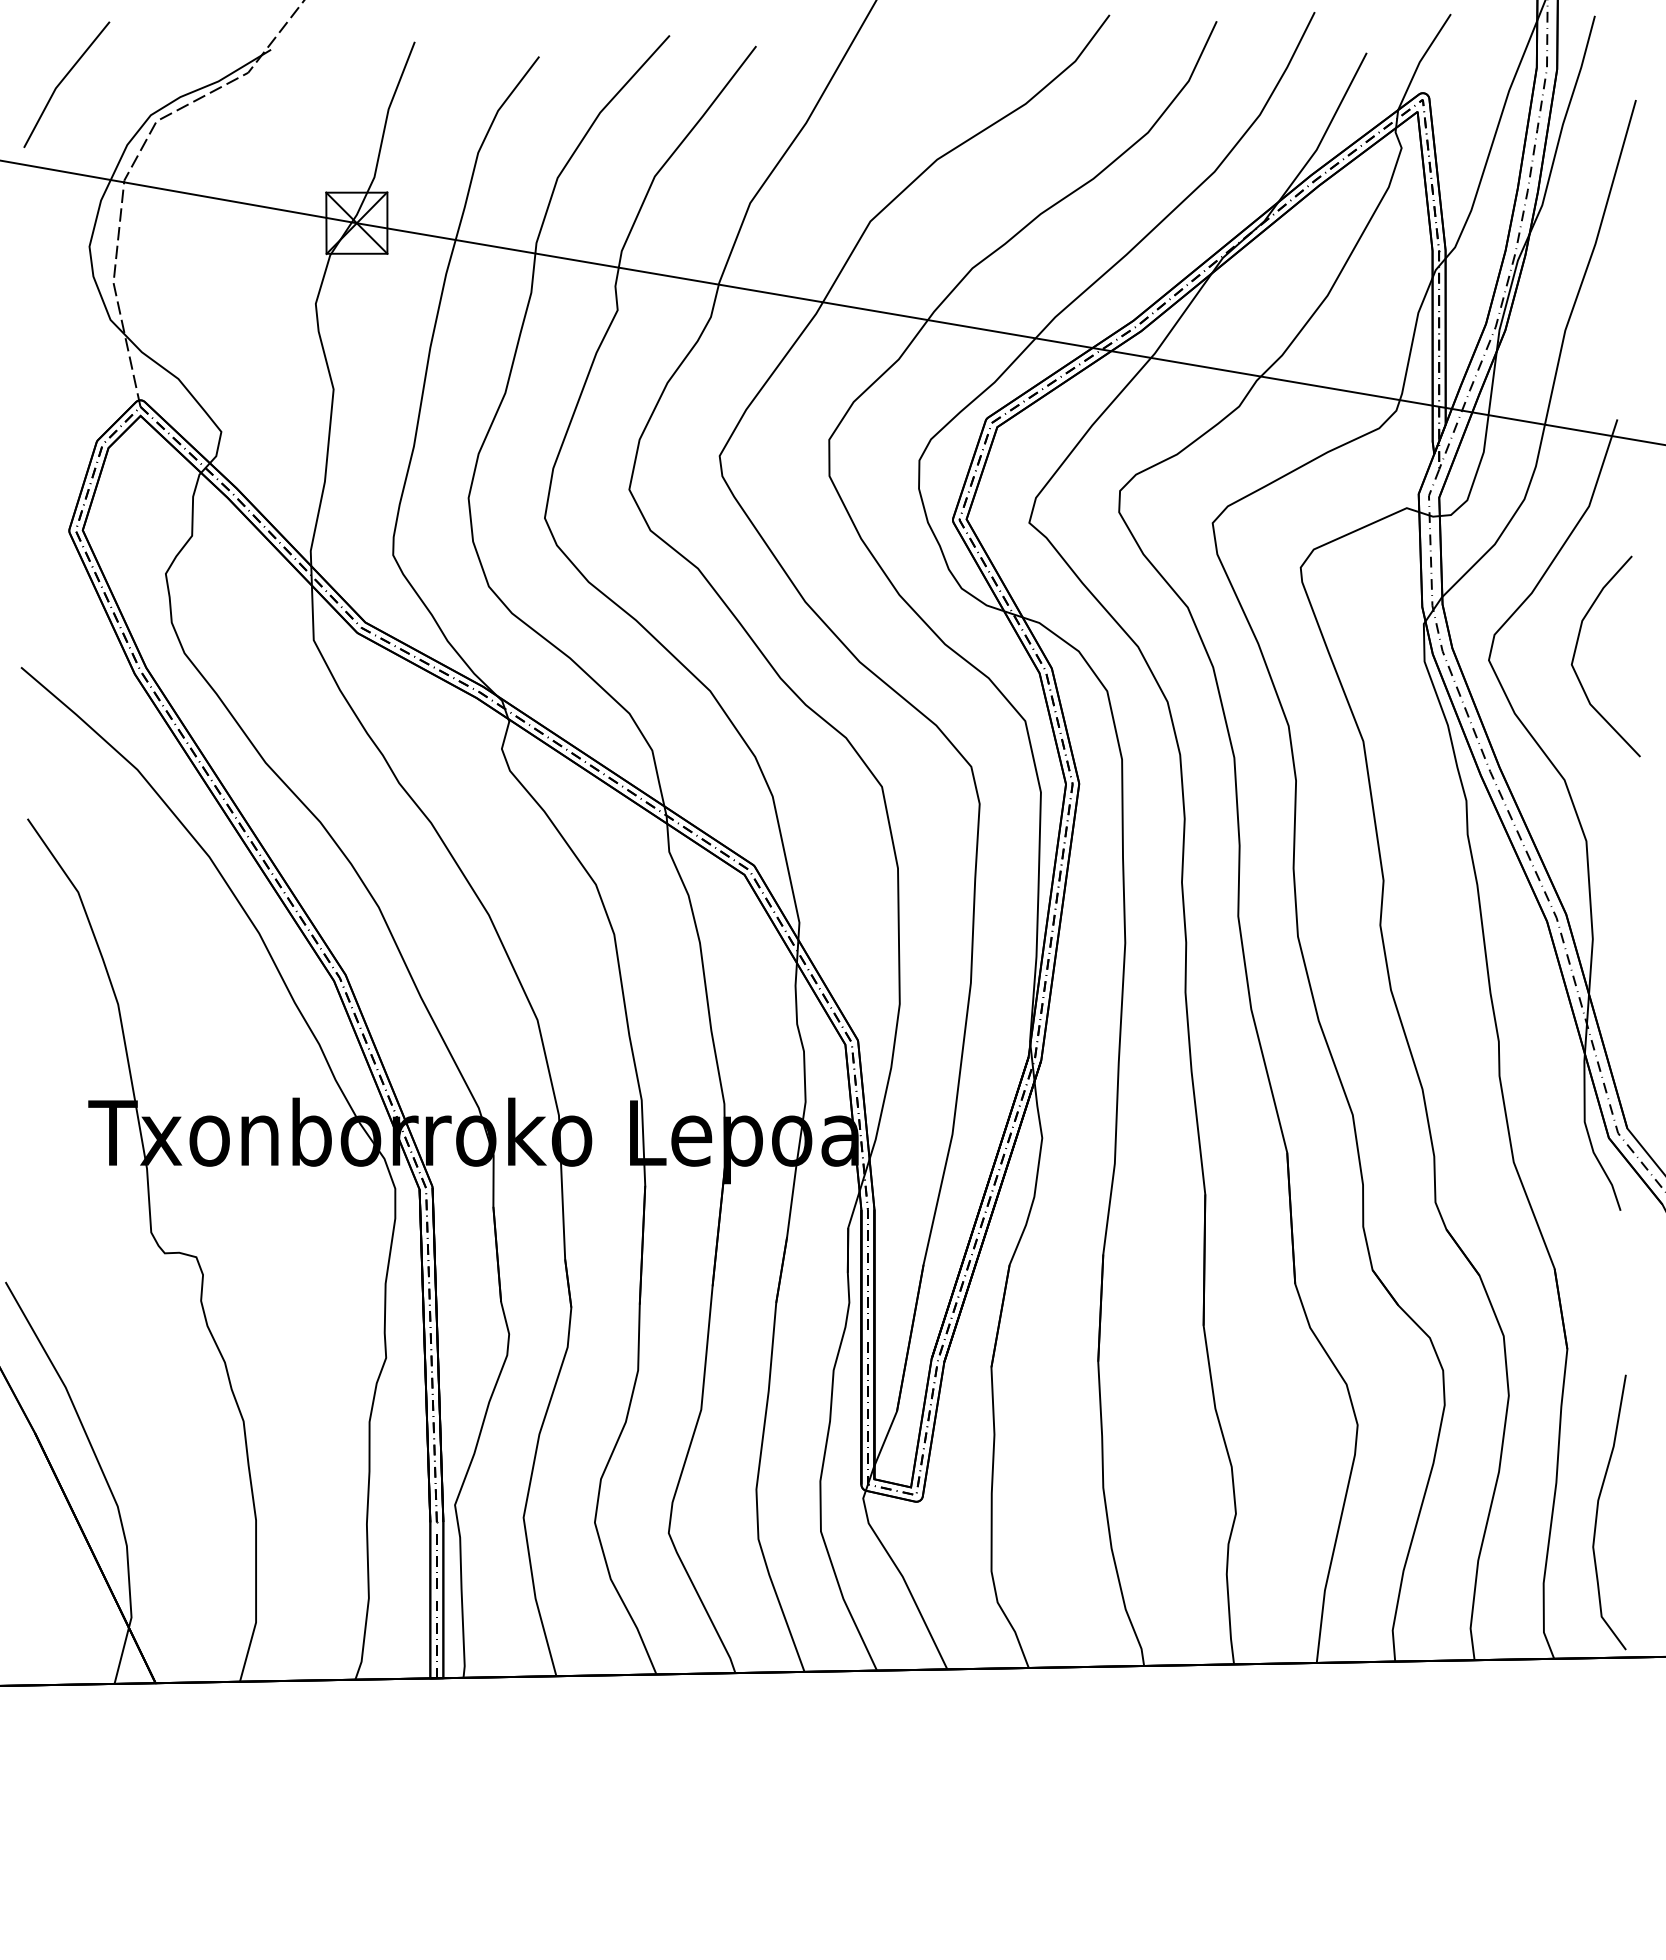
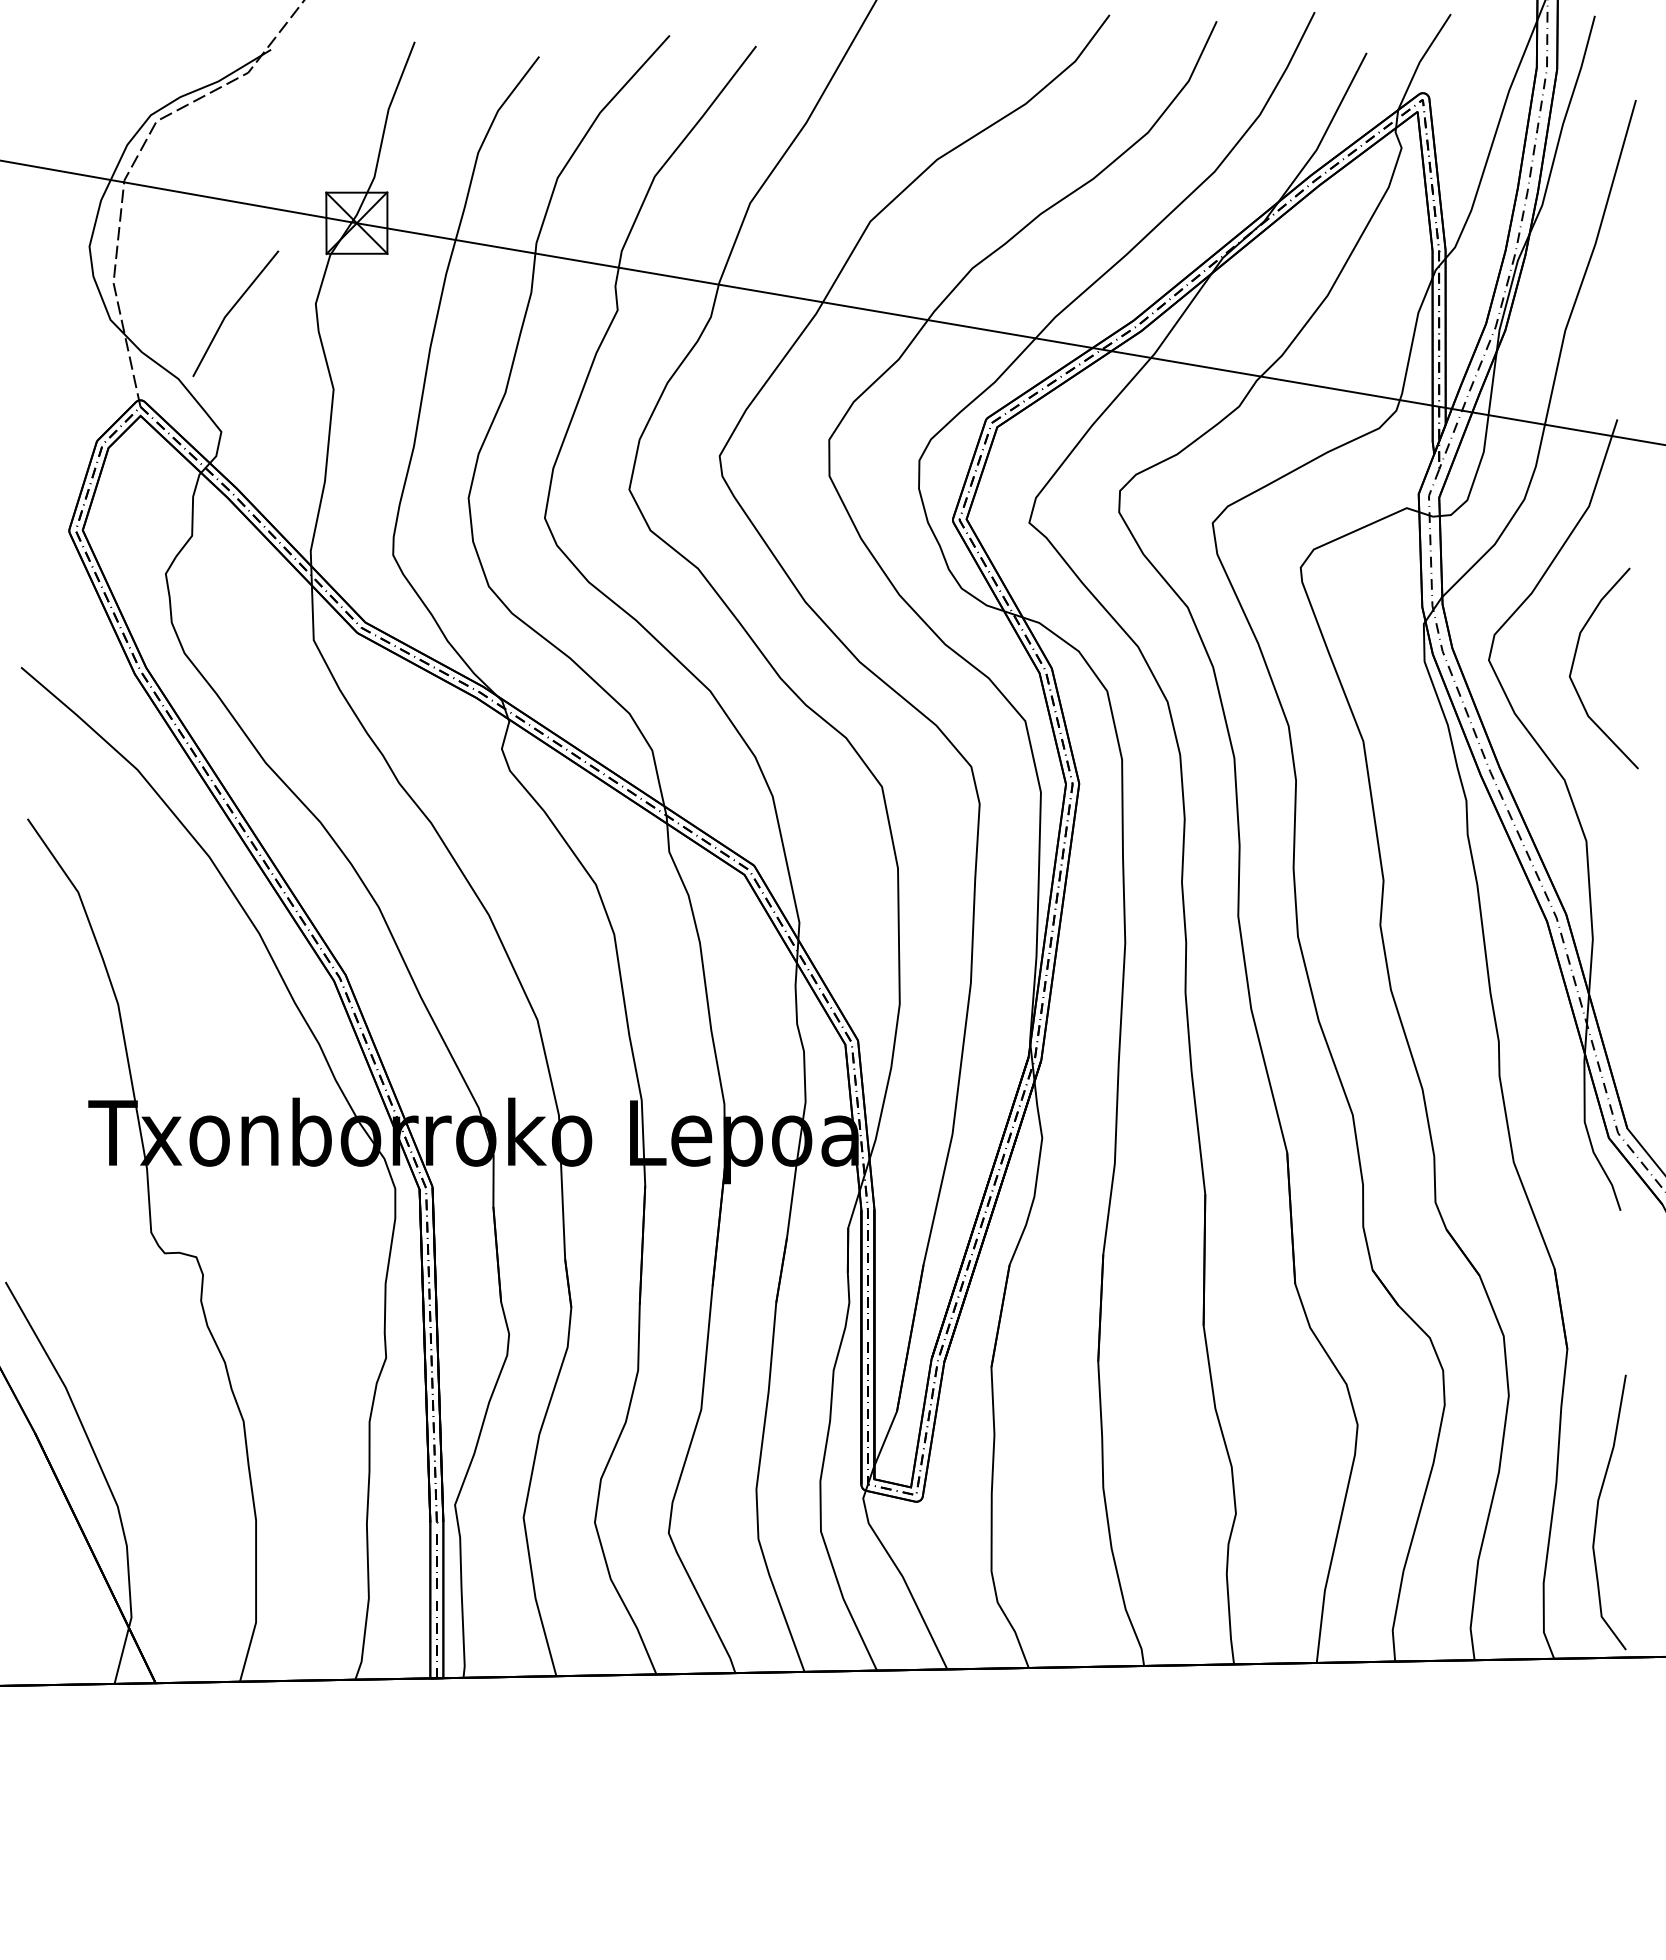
line position: (63, 80) -> (232, 309) (232, 309)
curve position: (1576, 650) -> (1574, 662) (1574, 662)
